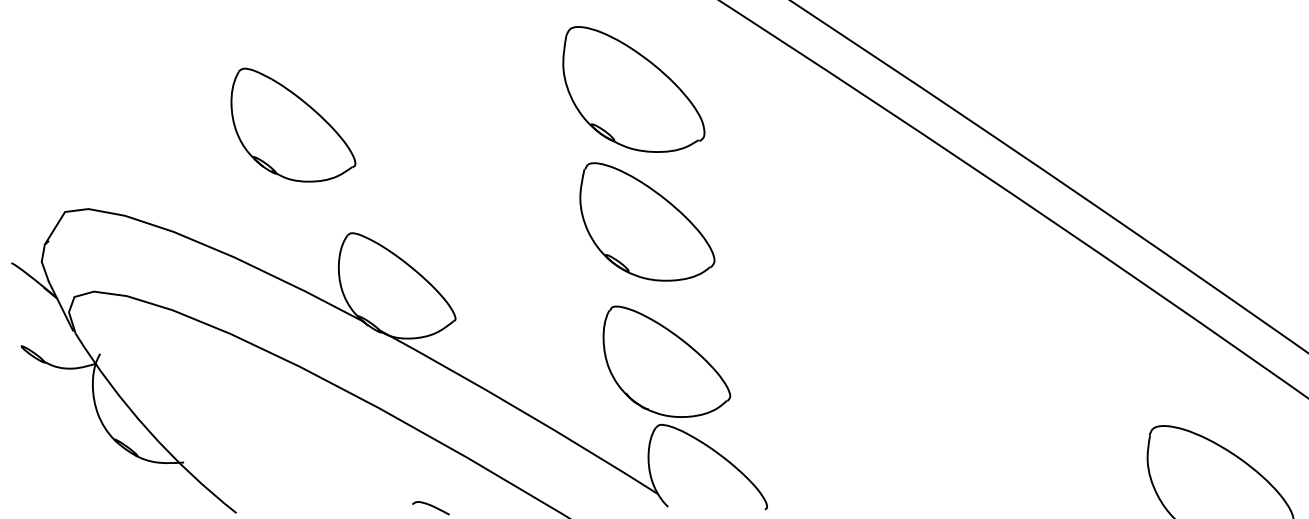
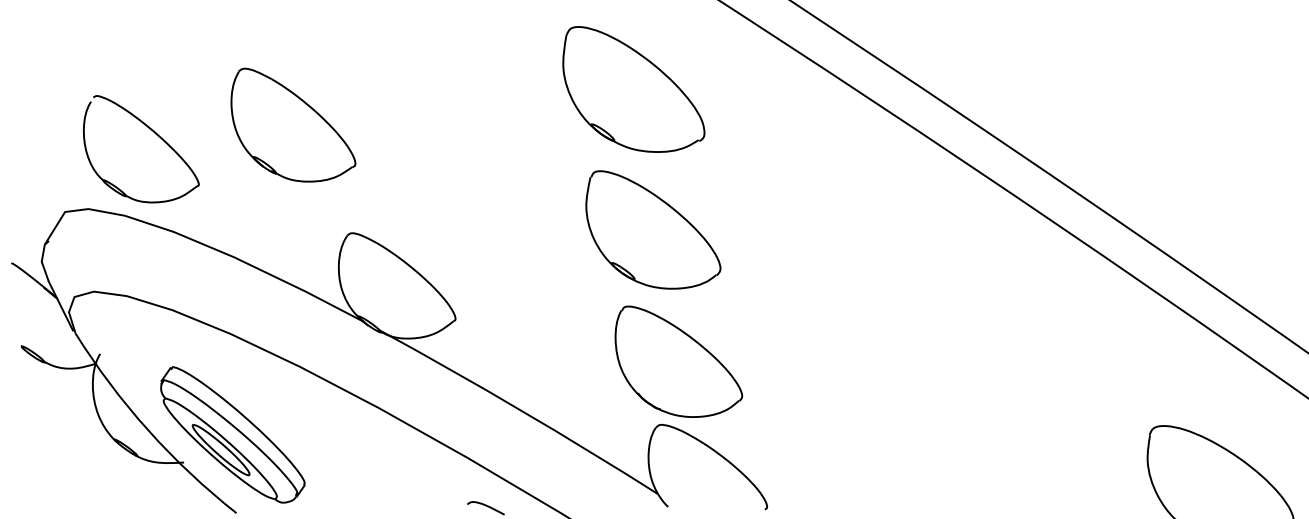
part: none -> present (155, 134)
part position: (647, 221) -> (653, 229) (653, 229)
part position: (666, 361) -> (678, 361) (678, 361)
part: none -> present (232, 434)
curve position: (430, 506) -> (485, 506) (485, 506)
